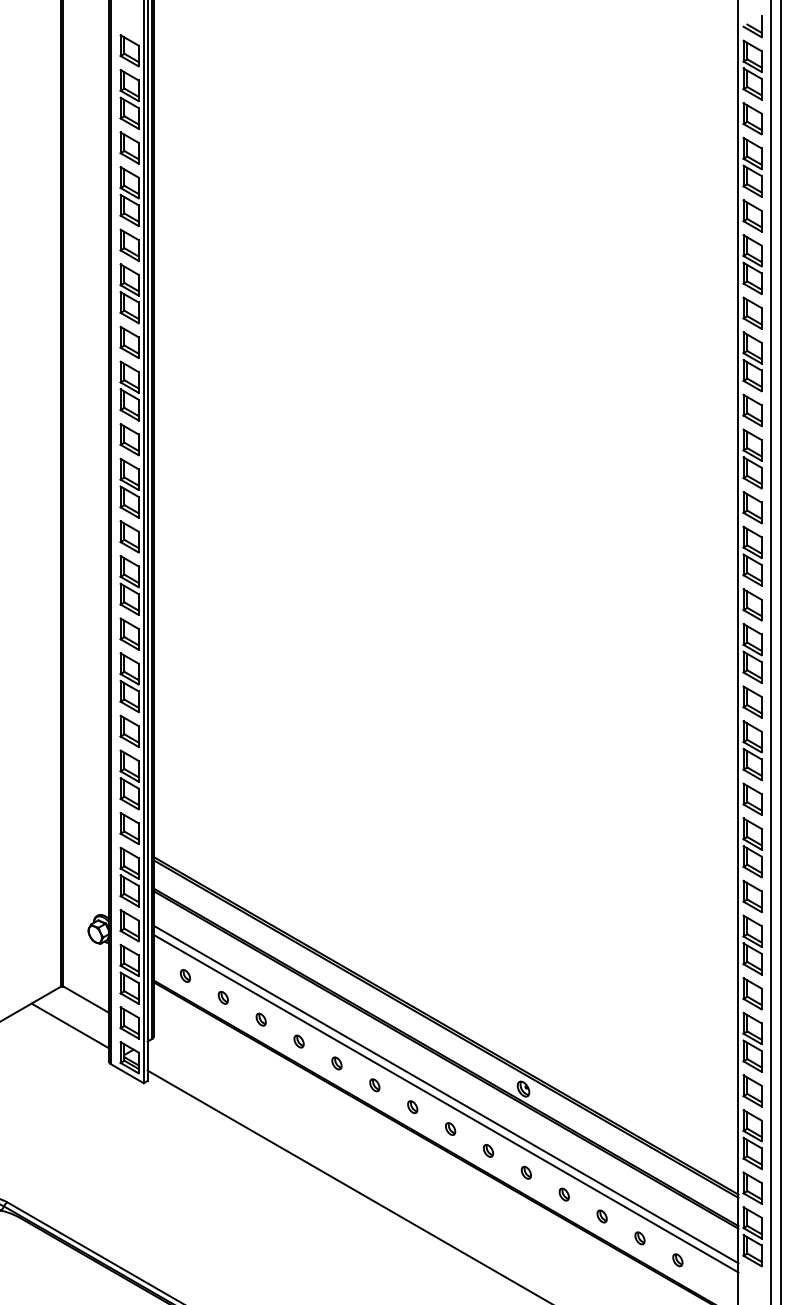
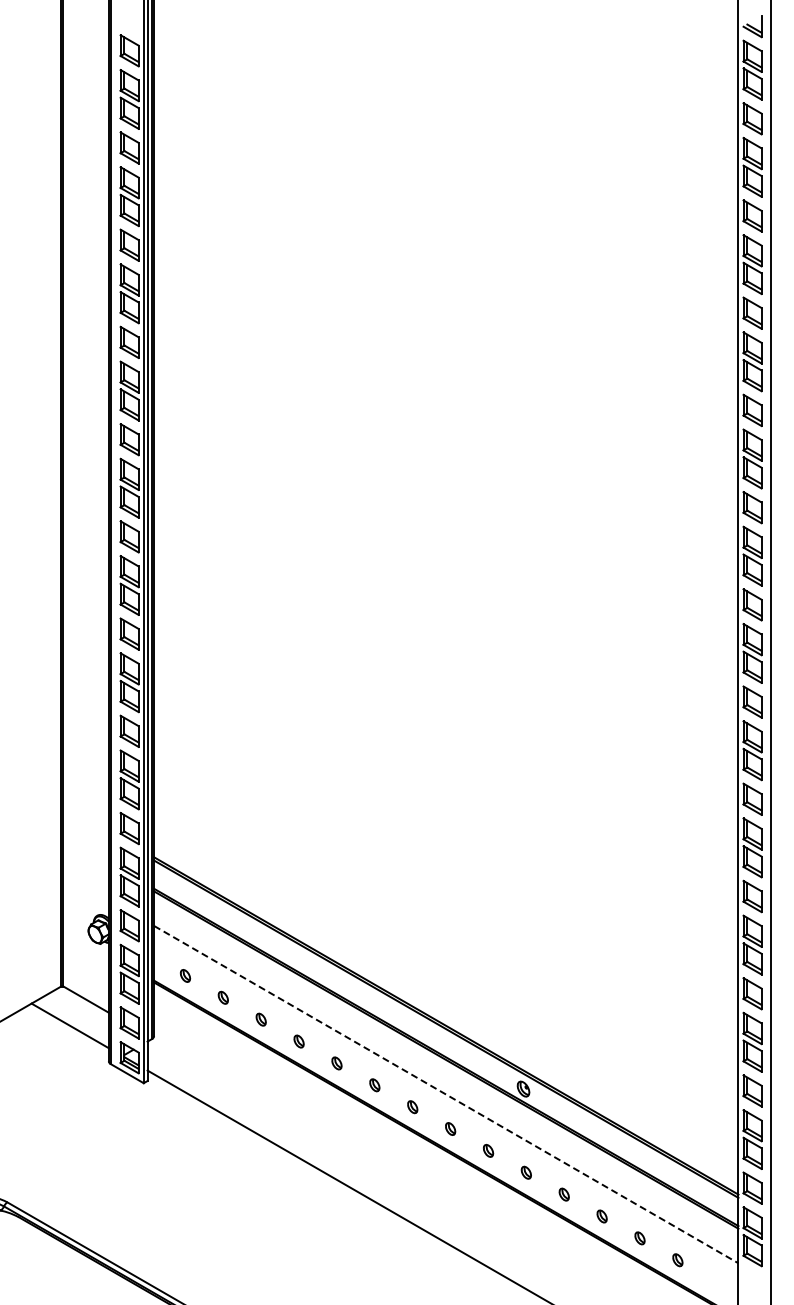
line: present -> none (781, 651)
line: solid -> dashed (446, 1094)
line: present -> none (446, 1103)
